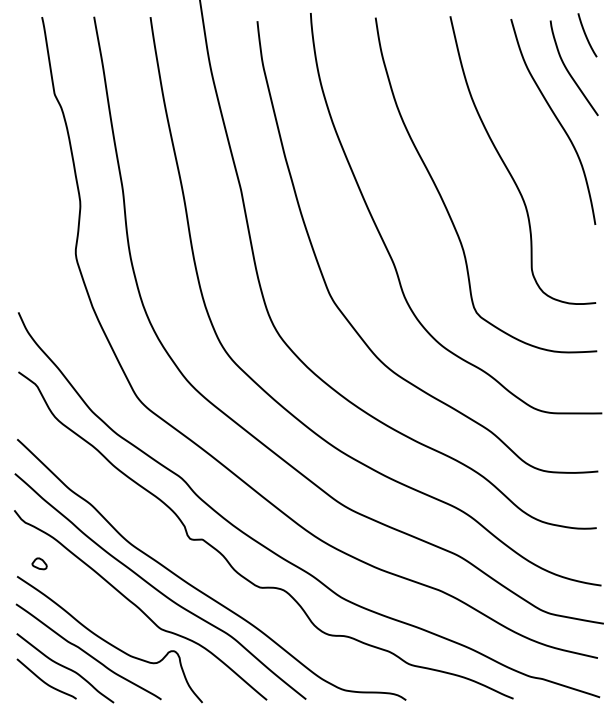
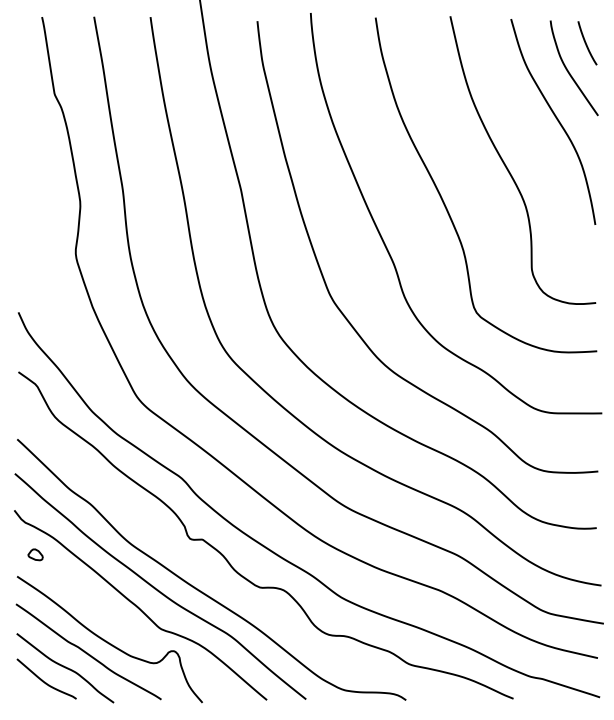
curve position: (586, 35) -> (586, 43) (586, 43)
part position: (39, 563) -> (35, 554) (35, 554)
